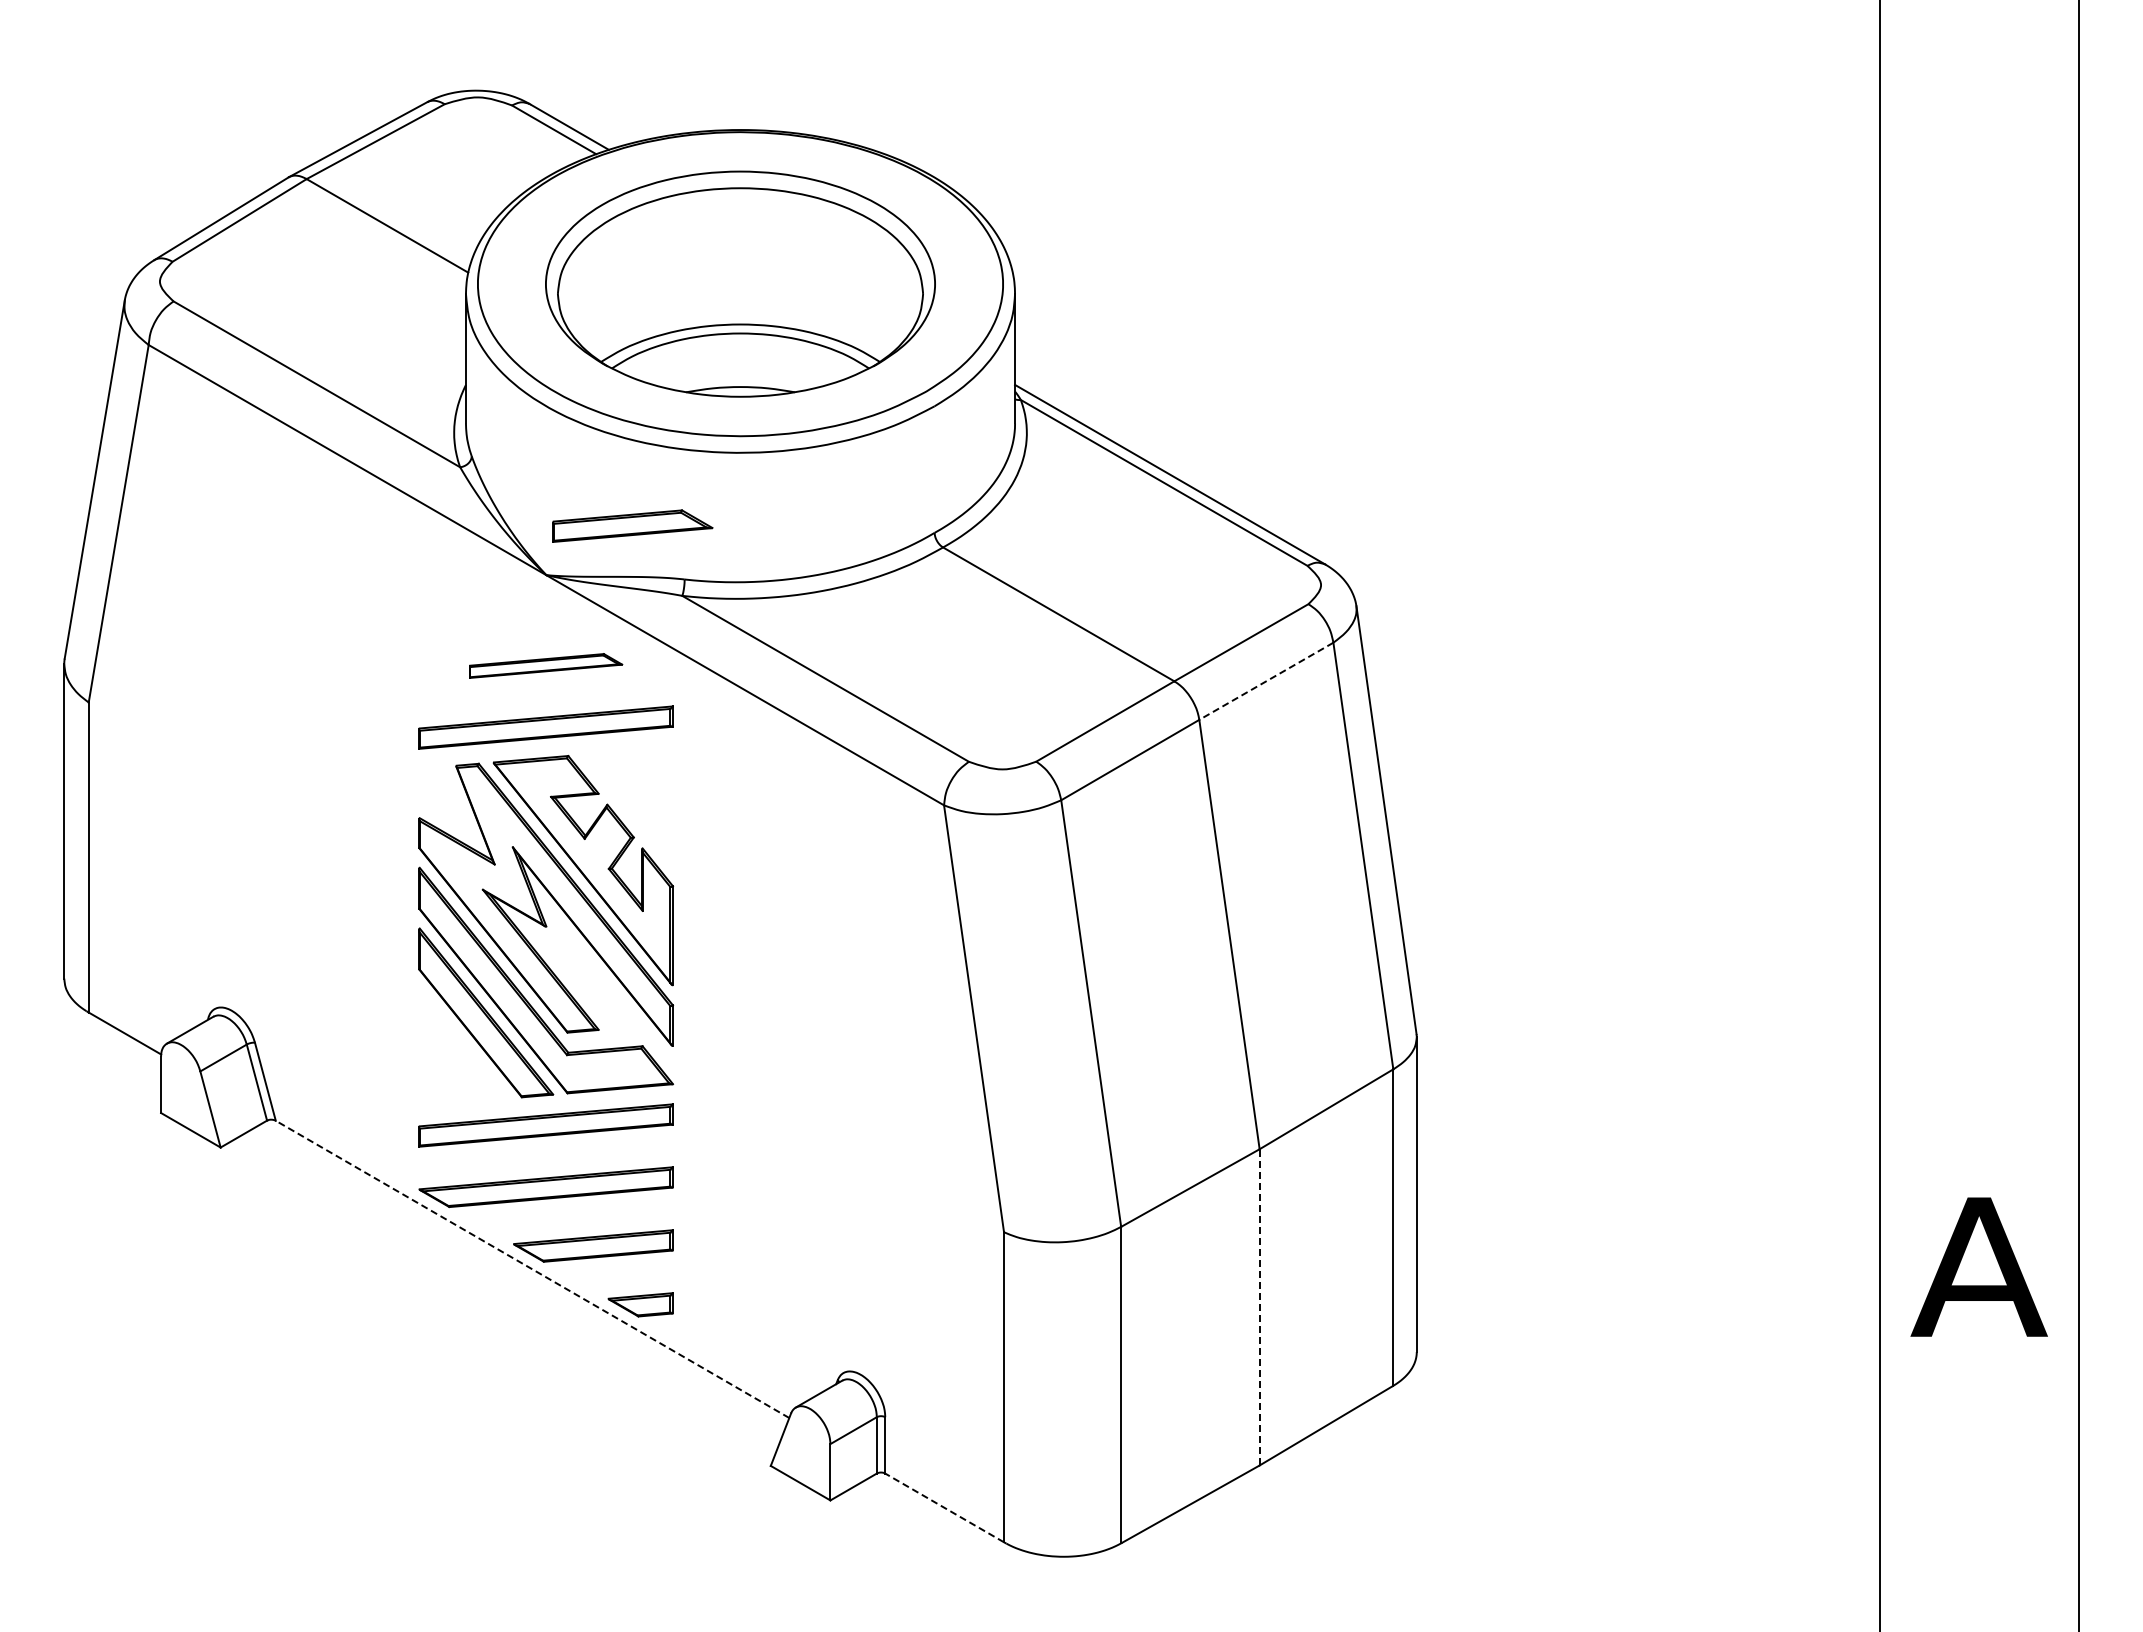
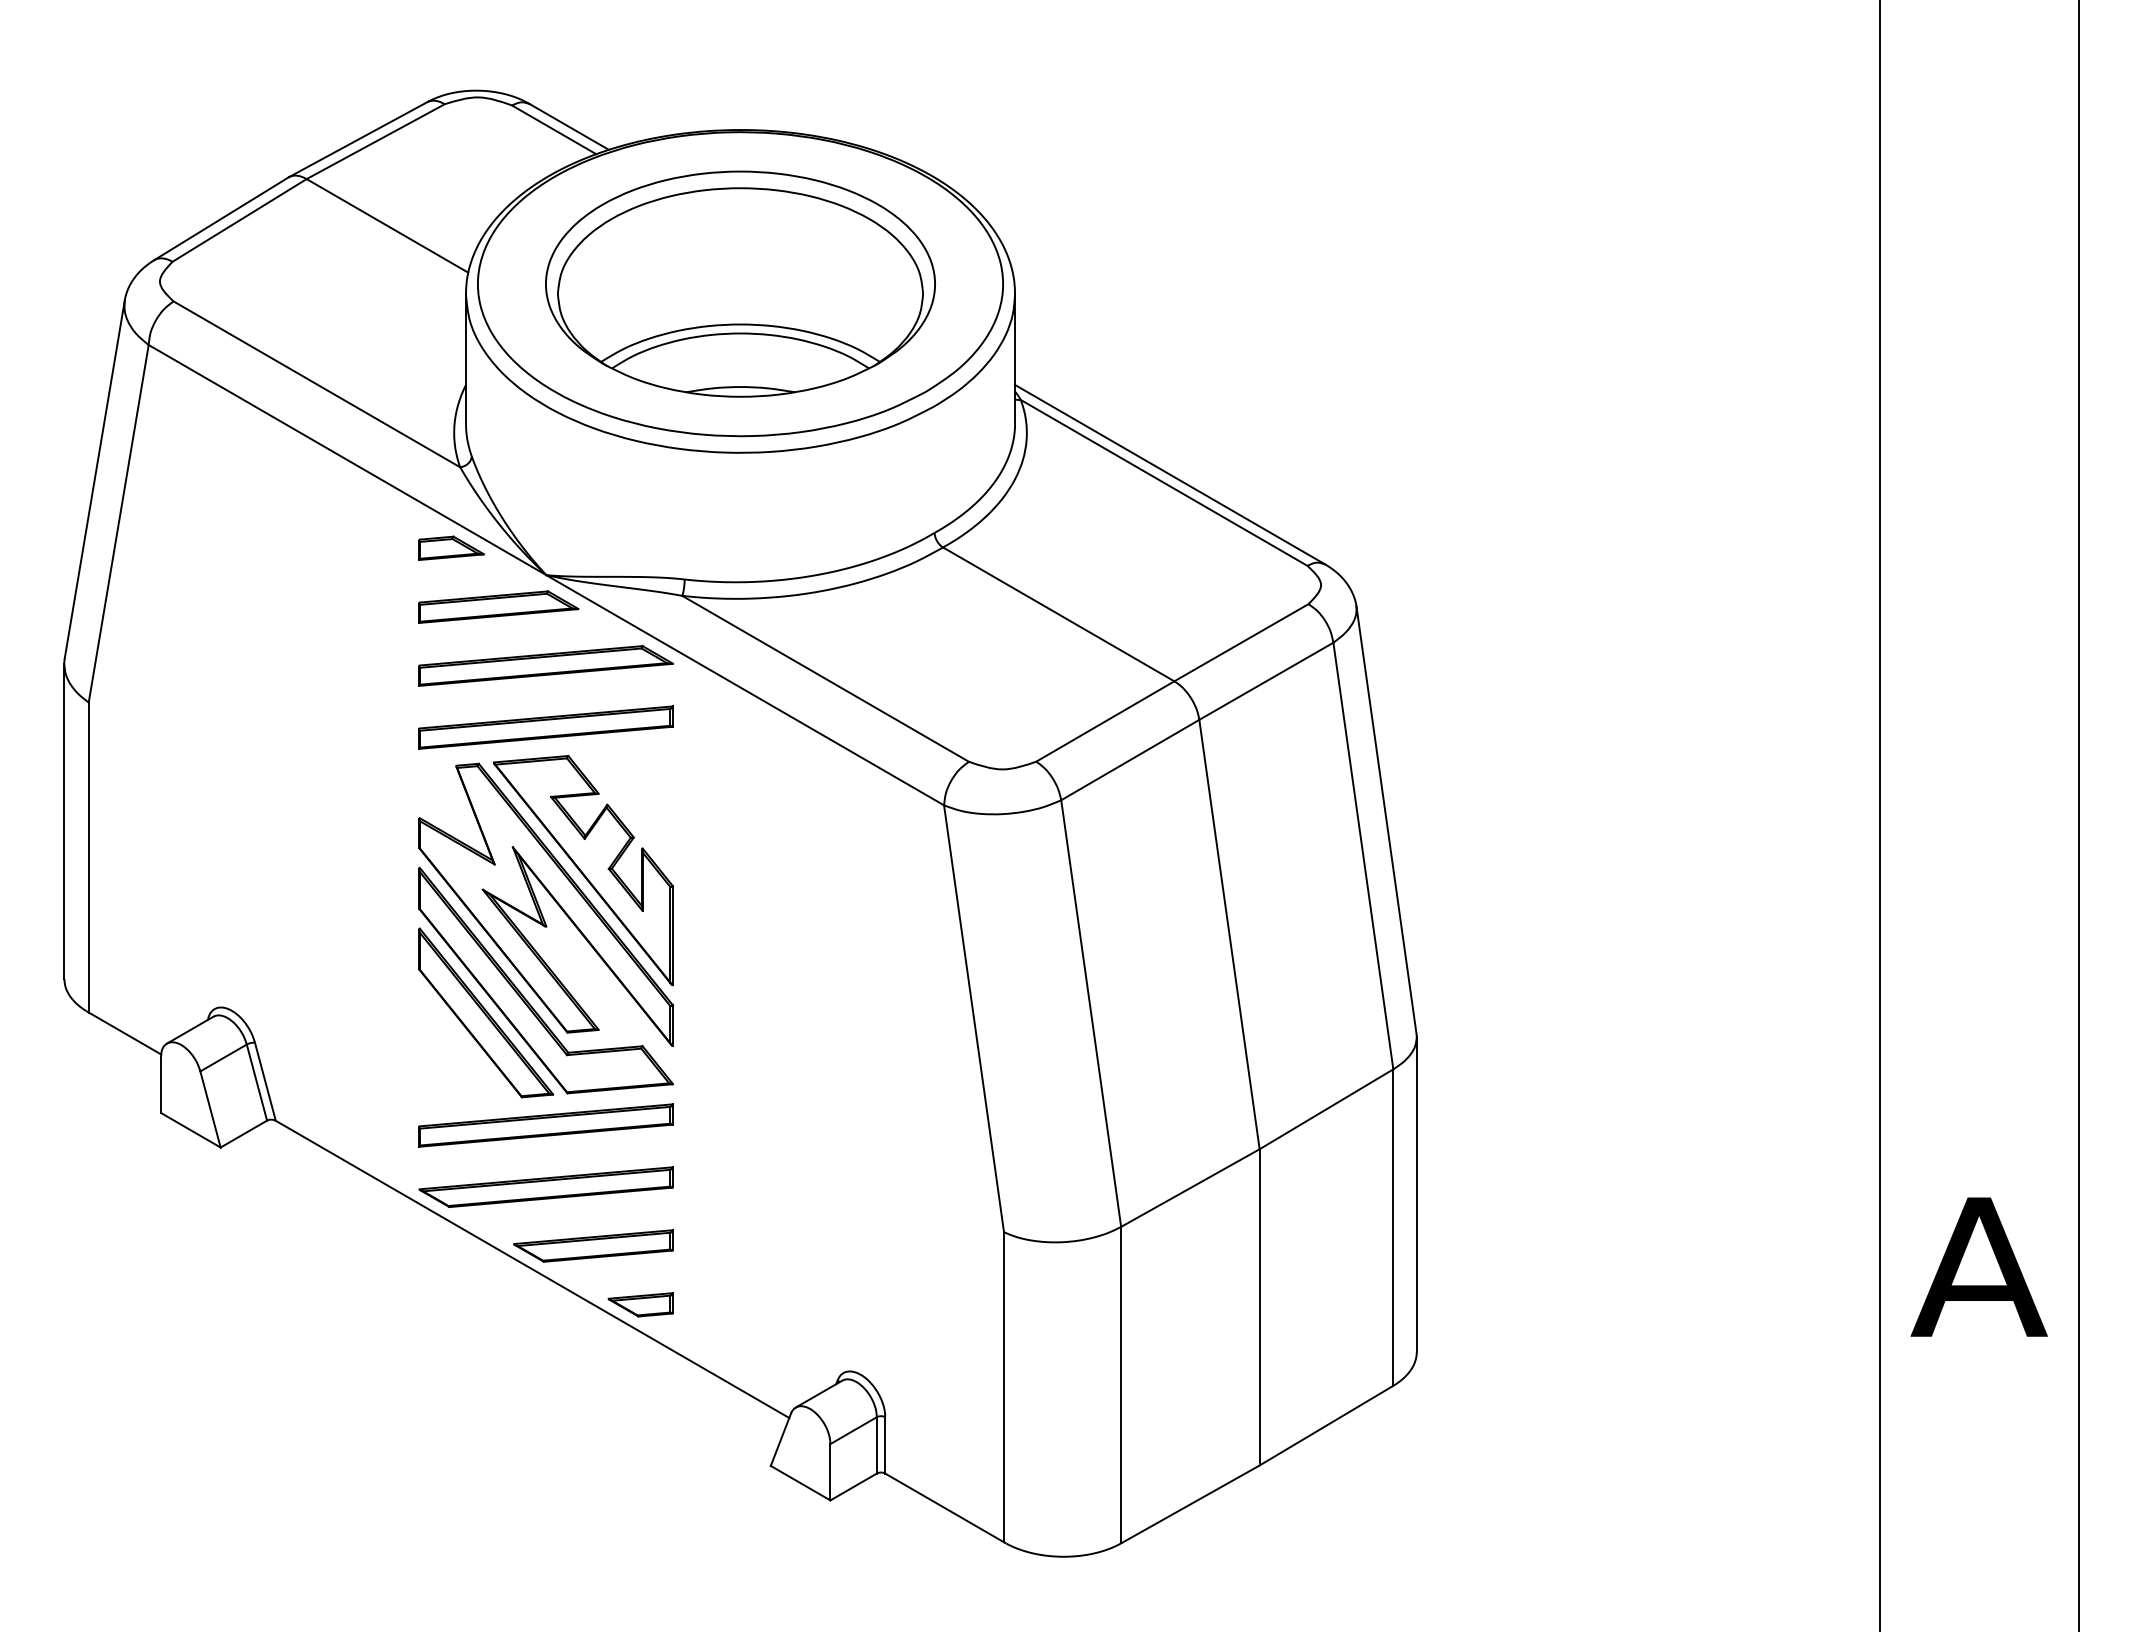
part position: (632, 525) -> (498, 606) (498, 606)
part: none -> present (451, 547)
part size: 155x26 px -> 256x42 px (545, 665)
line: dashed -> solid (1265, 681)
line: dashed -> solid (532, 1269)
line: dashed -> solid (1259, 1306)
line: dashed -> solid (944, 1507)
